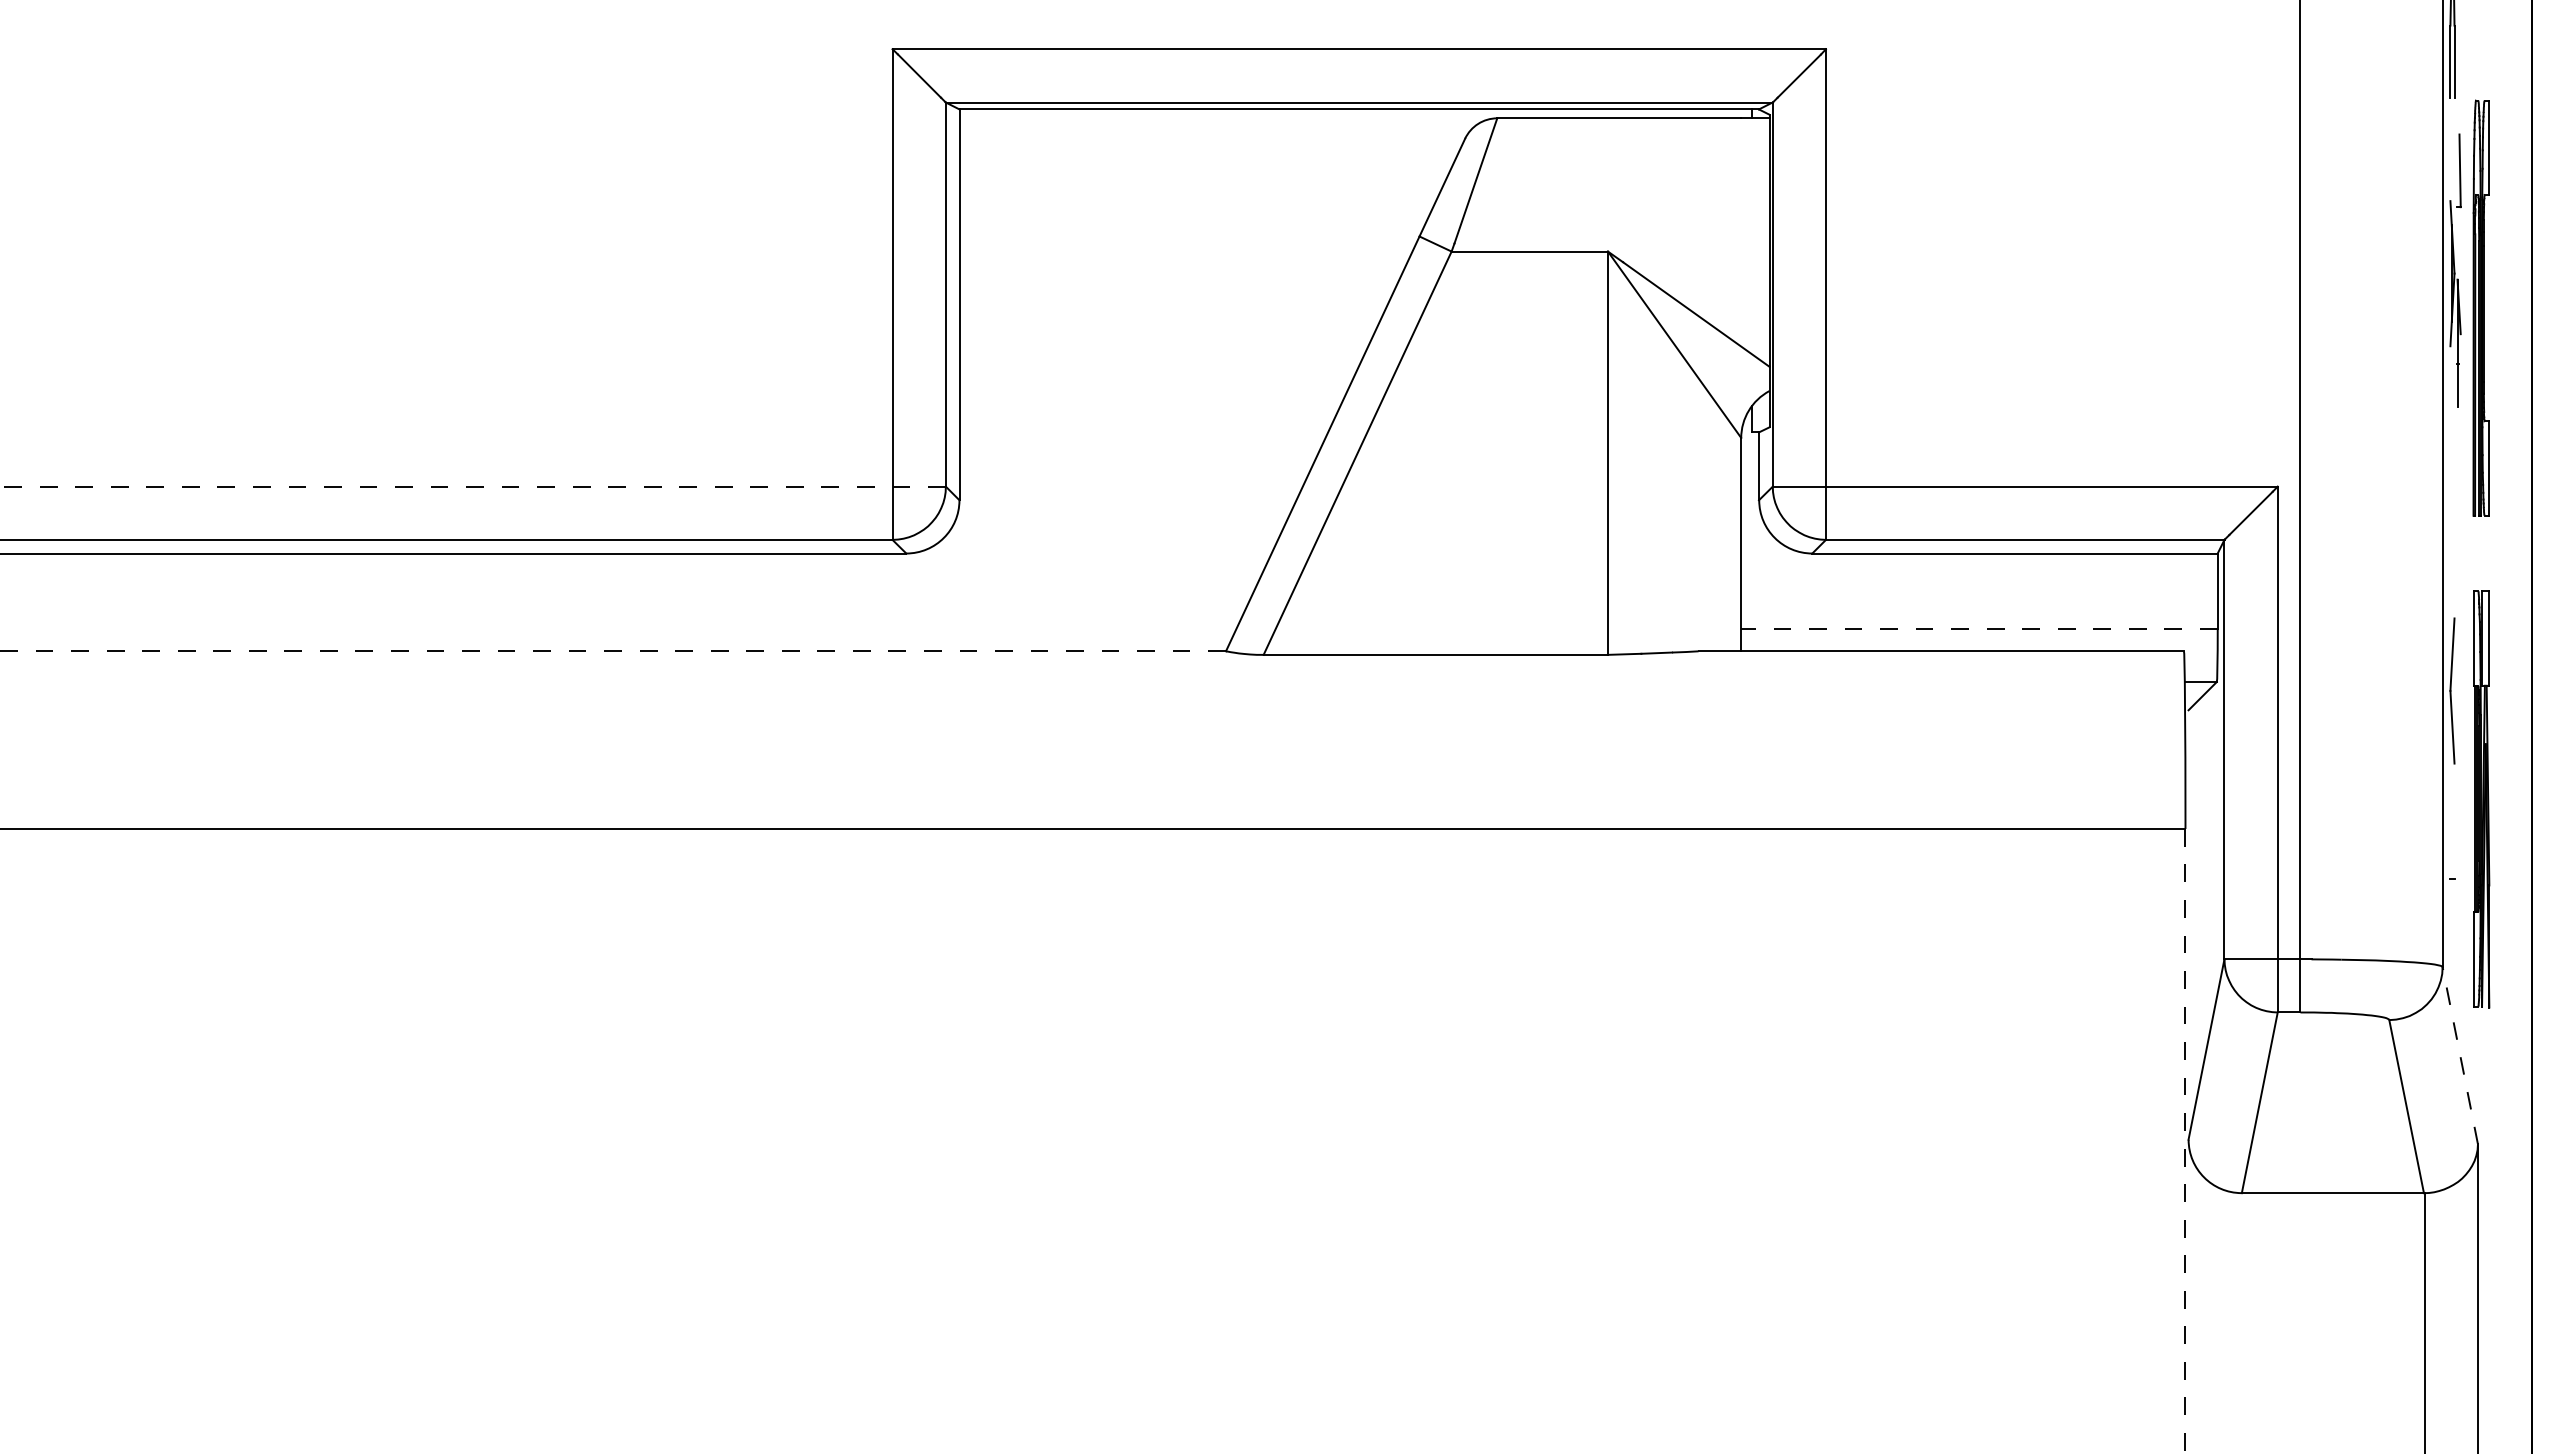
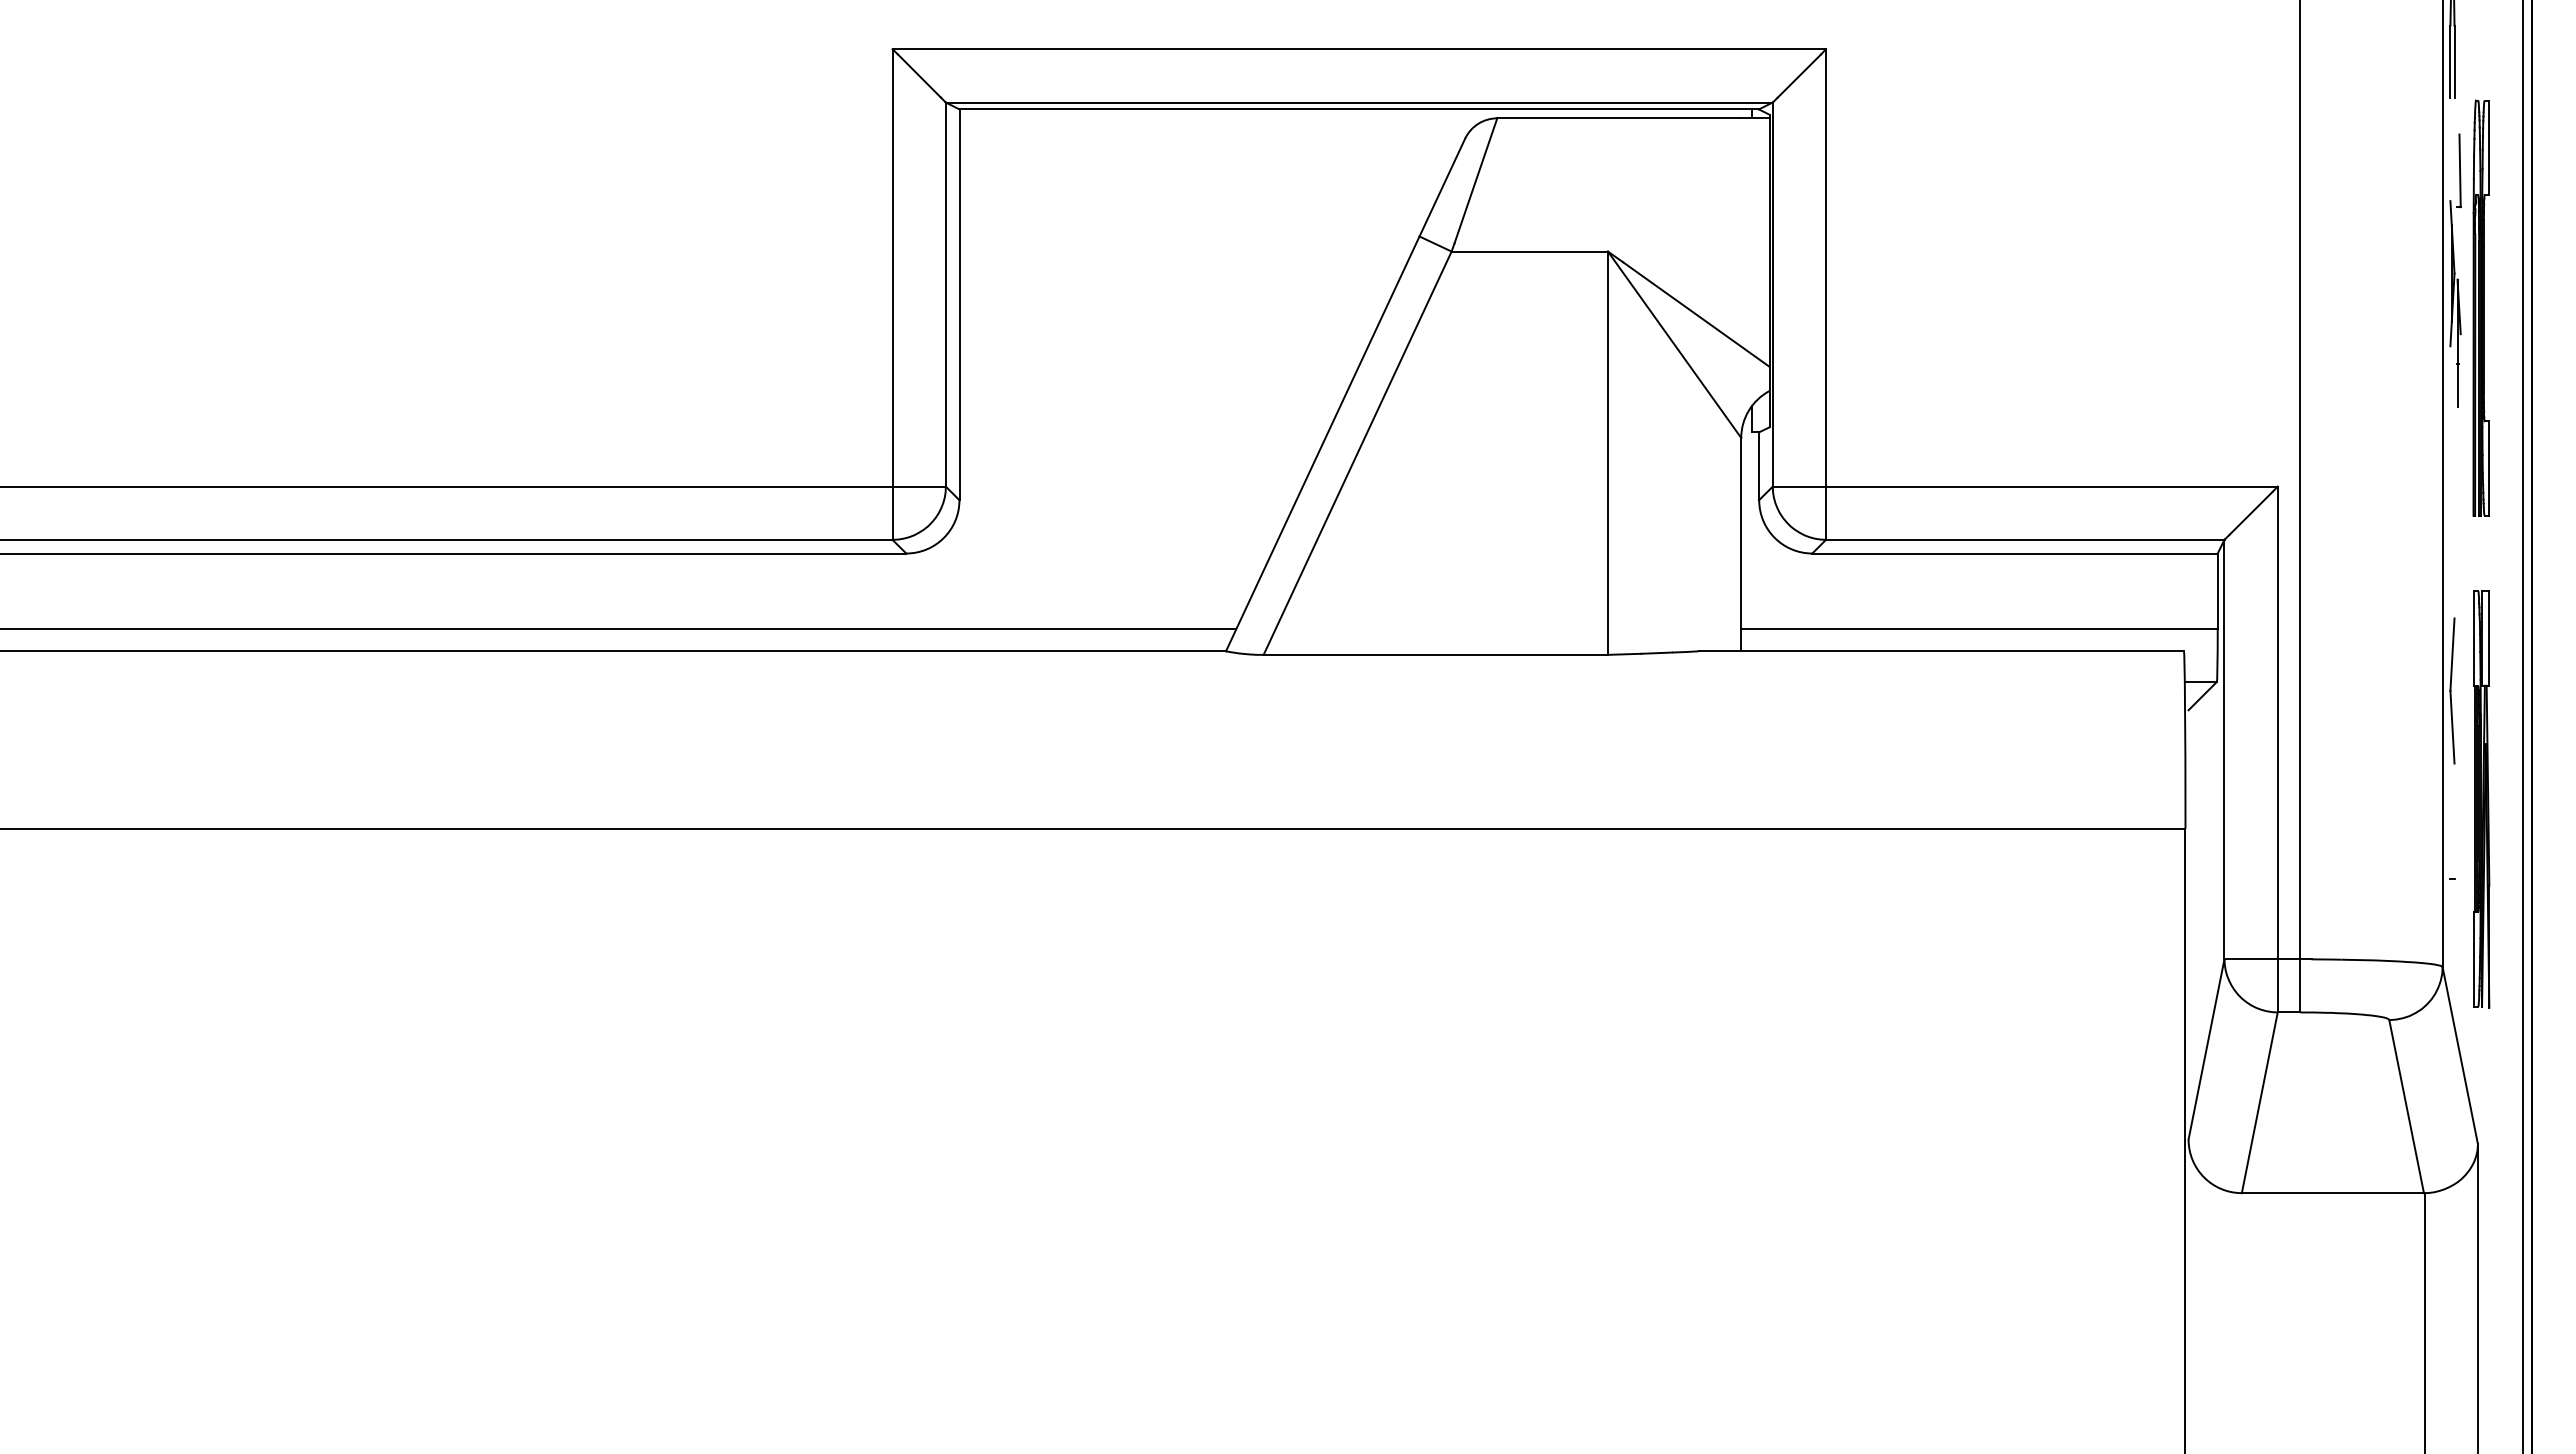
line: dashed -> solid (472, 486)
line: none -> present (619, 628)
line: dashed -> solid (1978, 628)
line: dashed -> solid (613, 651)
line: none -> present (2522, 726)
line: dashed -> solid (2460, 1055)
line: dashed -> solid (2185, 1141)
